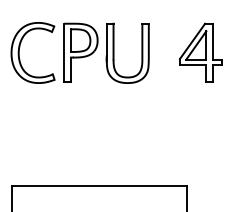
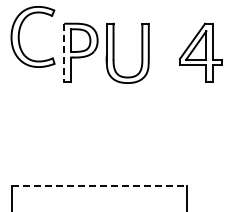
part position: (20, 47) -> (20, 31) (20, 31)
line: solid -> dashed (64, 53)
line: solid -> dashed (99, 186)
